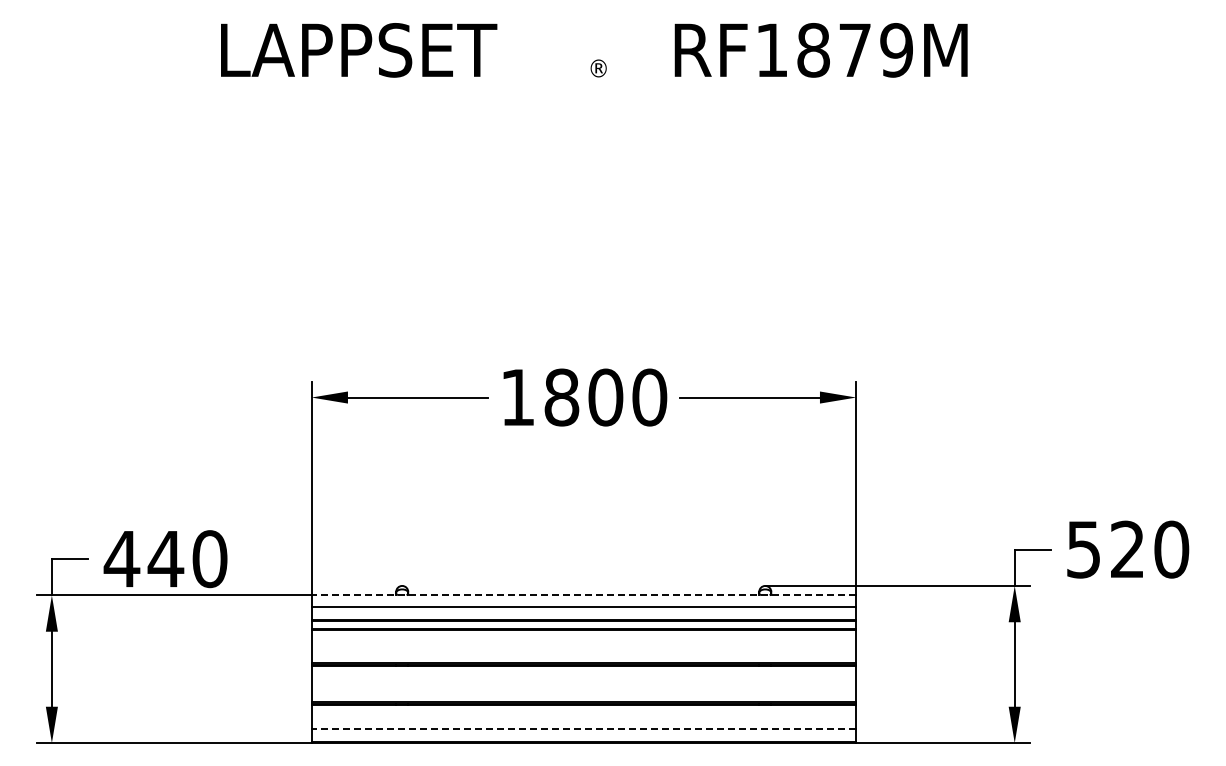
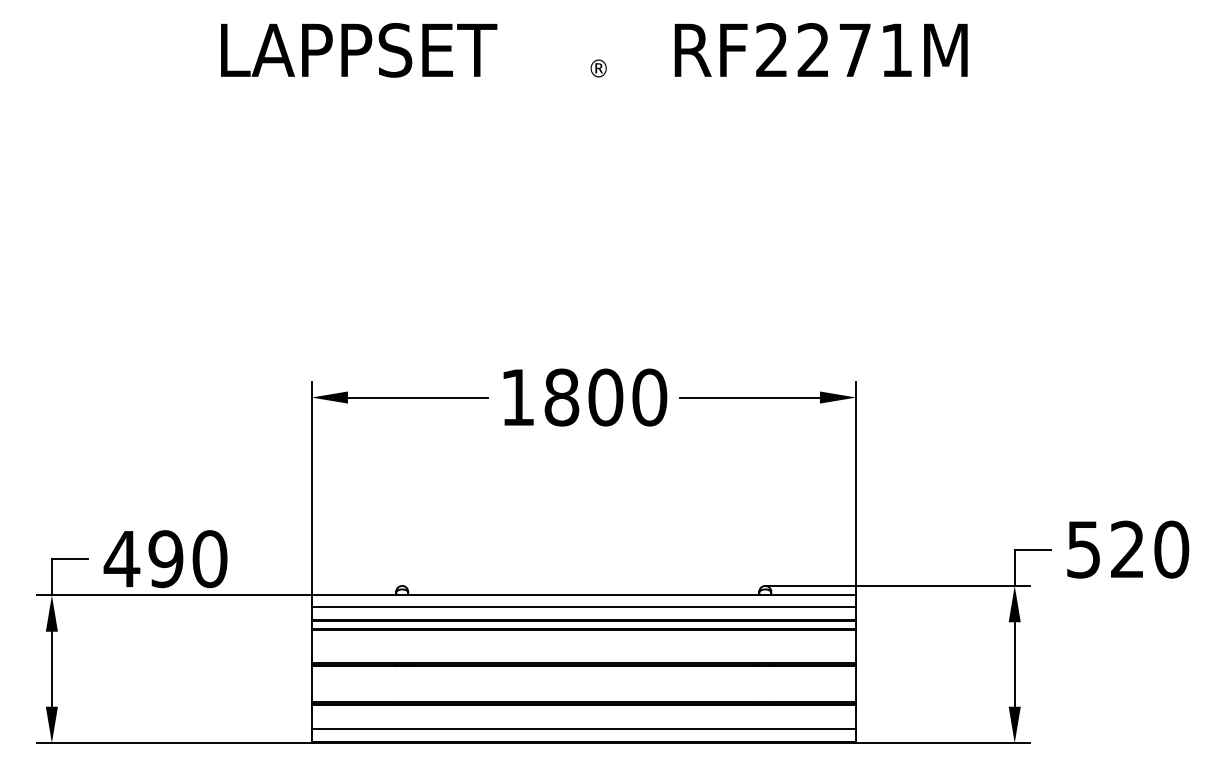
text: RF1879M -> RF2271M (834, 50)
text: 440 -> 490 (165, 559)
line: dashed -> solid (583, 595)
line: dashed -> solid (583, 729)
